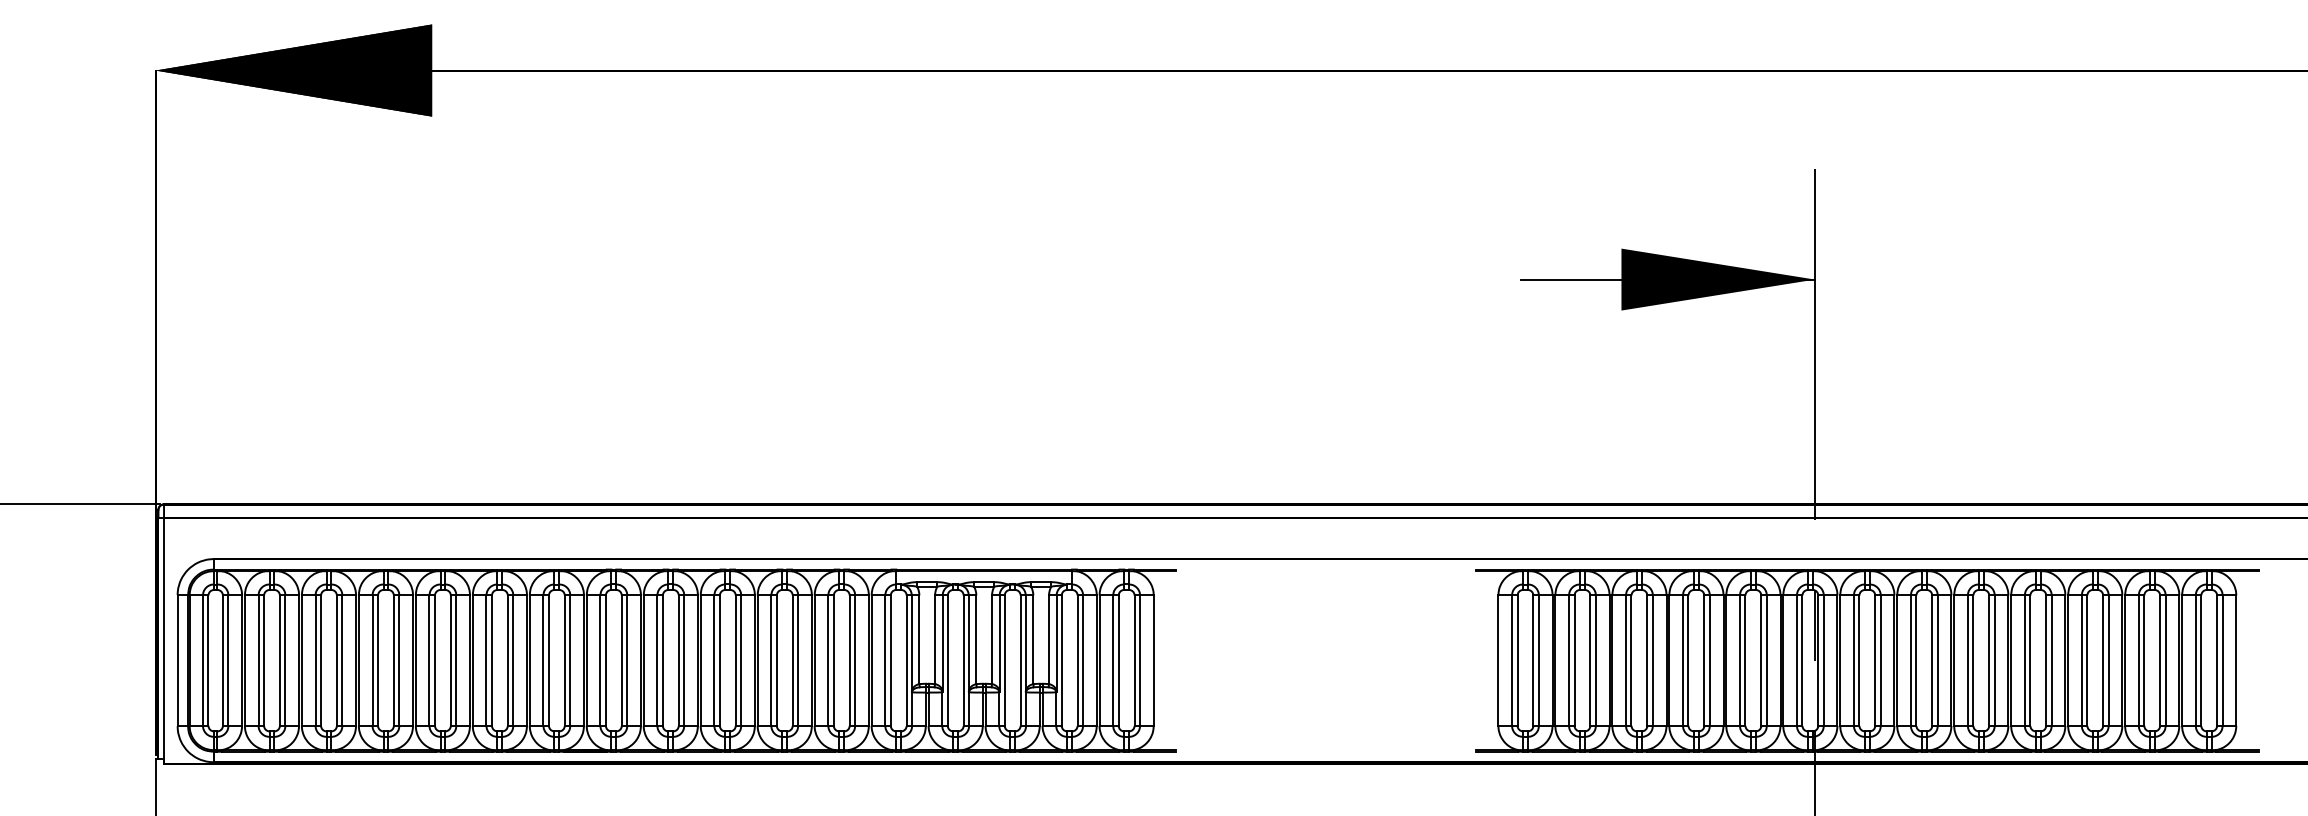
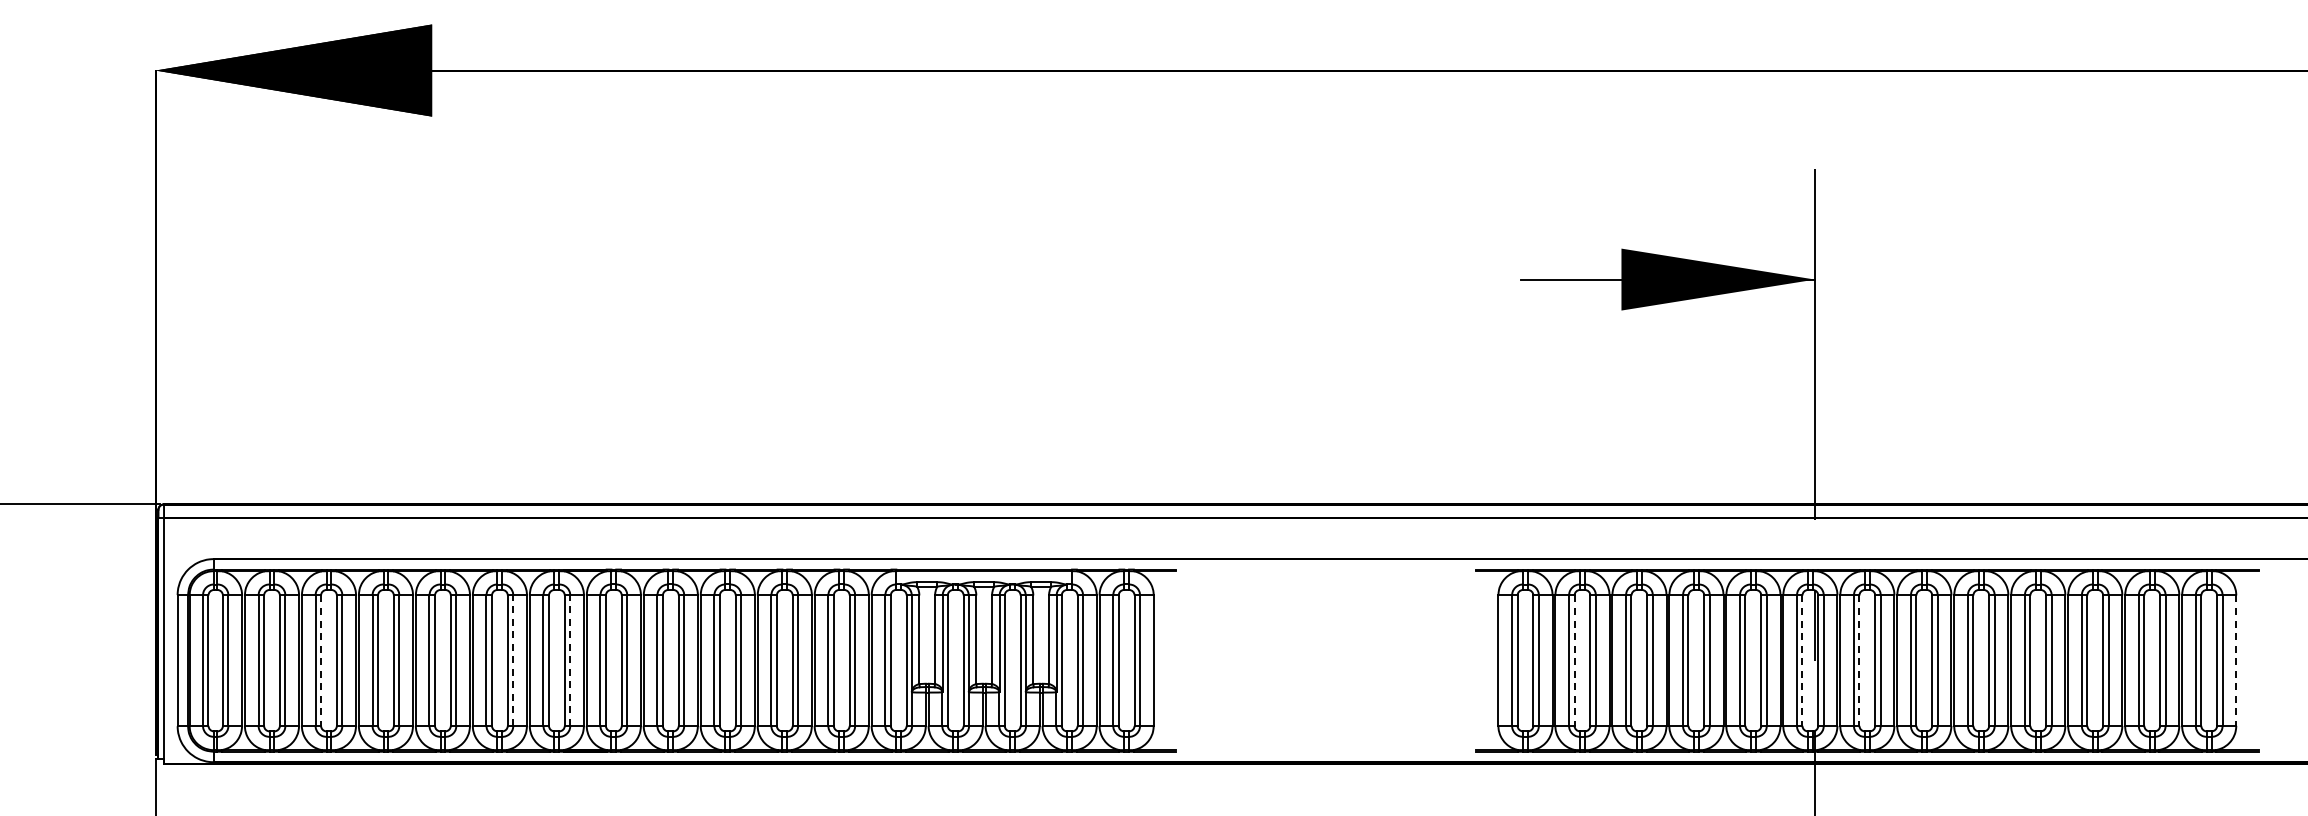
line: solid -> dashed (513, 660)
line: solid -> dashed (570, 660)
line: solid -> dashed (321, 661)
line: solid -> dashed (1574, 661)
line: solid -> dashed (1802, 661)
line: solid -> dashed (1859, 661)
line: solid -> dashed (2236, 661)
